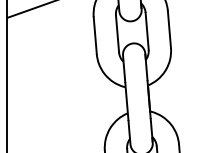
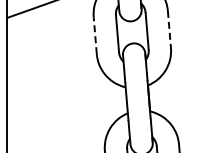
line: solid -> dashed (169, 29)
line: solid -> dashed (95, 35)
